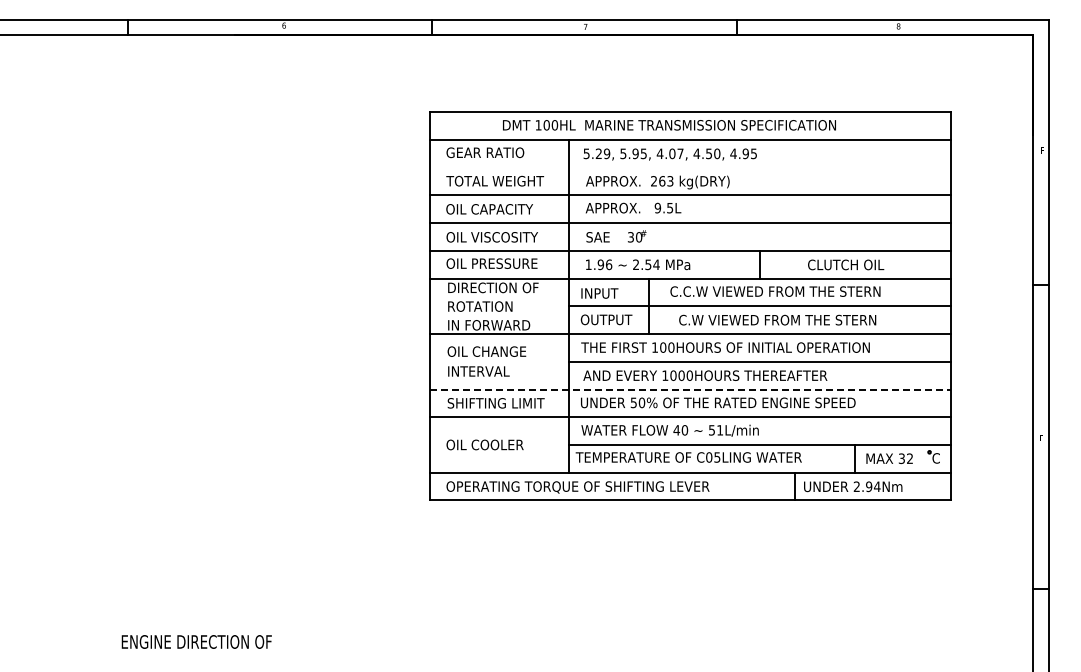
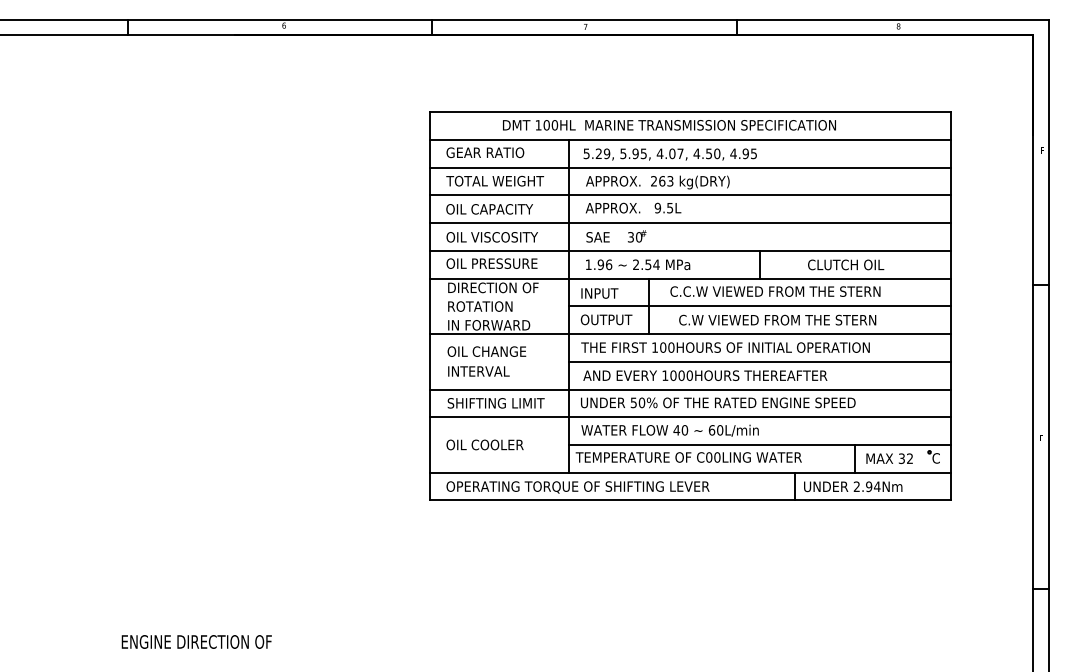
line: none -> present (690, 167)
line: dashed -> solid (691, 389)
text: 51L/min -> 60L/min (715, 430)
text: C05LING -> C00LING (717, 457)
